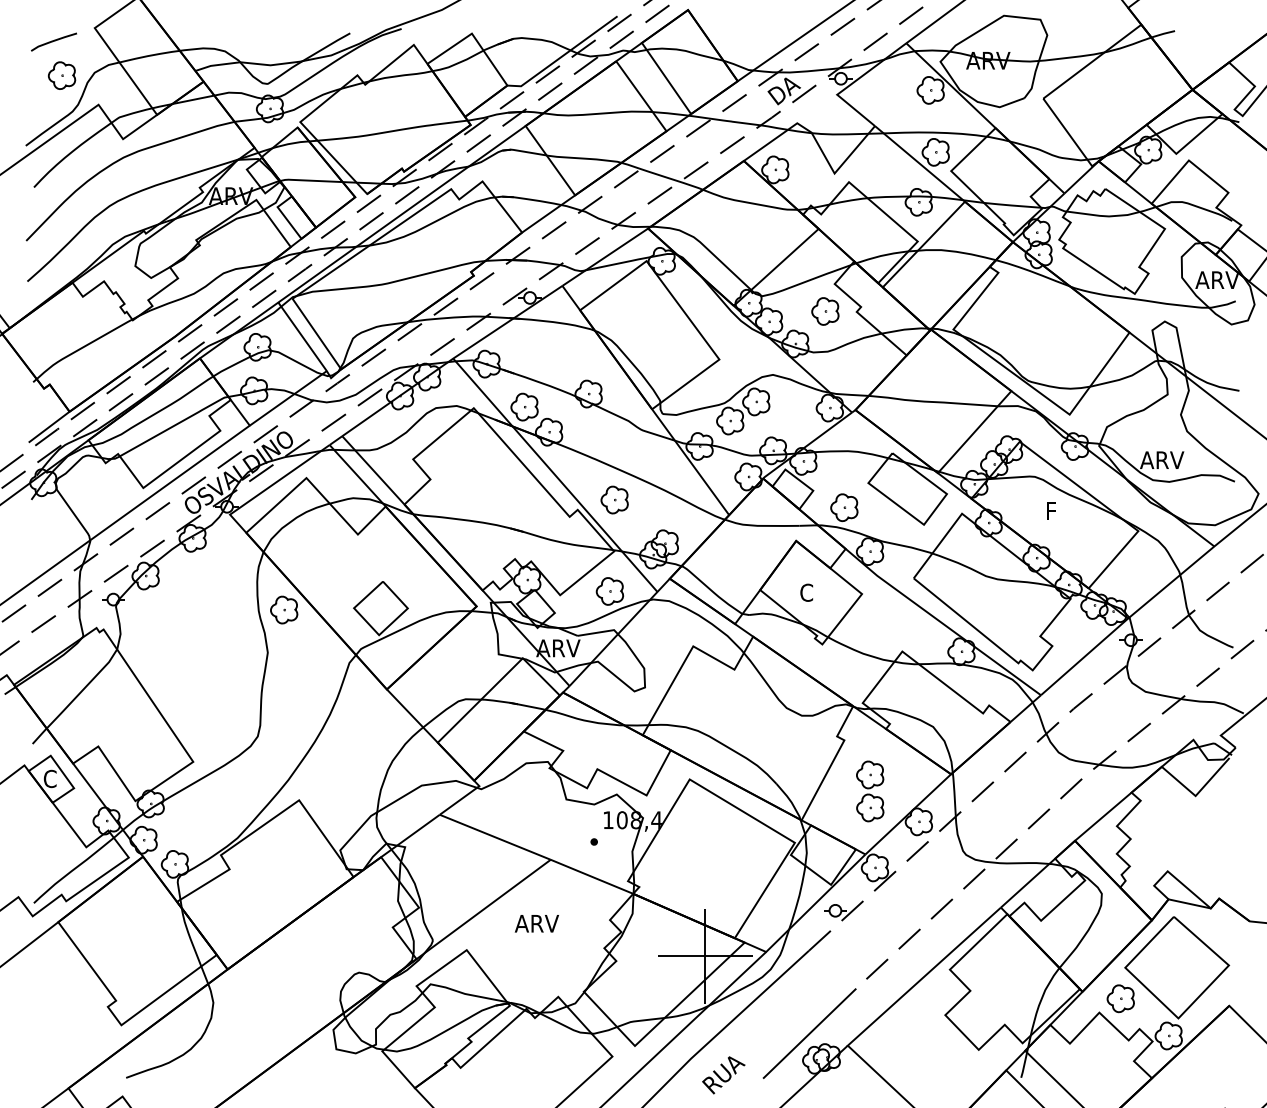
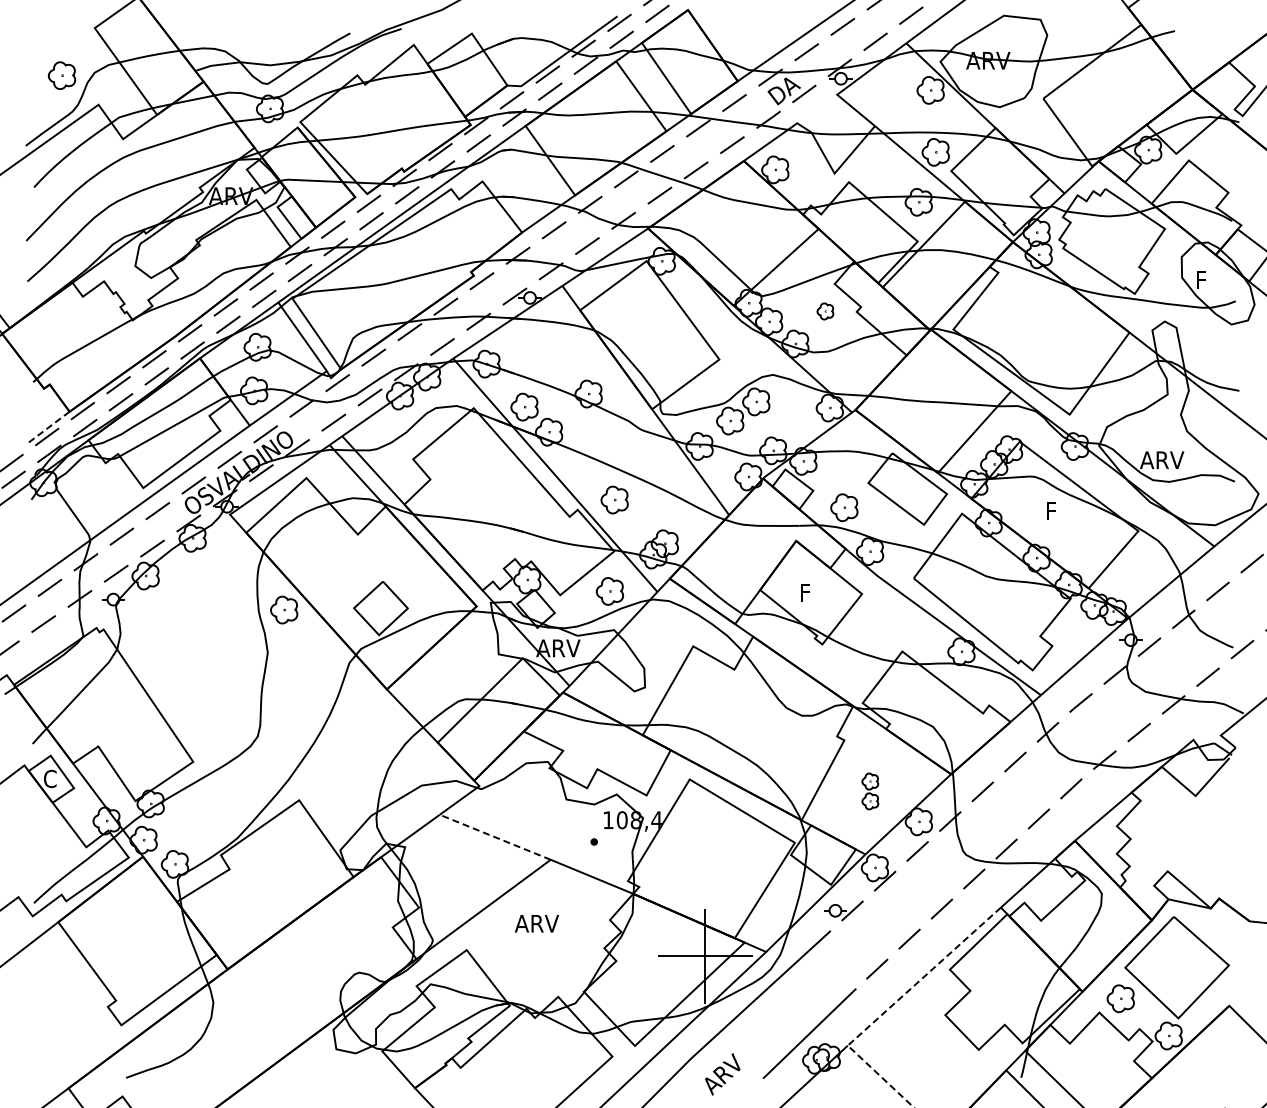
line: present -> none (53, 41)
text: ARV -> F (1216, 279)
part size: 29x29 px -> 19x19 px (825, 311)
line: solid -> dashed (49, 427)
text: C -> F (806, 592)
part size: 29x63 px -> 19x39 px (870, 791)
line: solid -> dashed (495, 837)
line: solid -> dashed (889, 1007)
text: RUA -> ARV (723, 1074)
